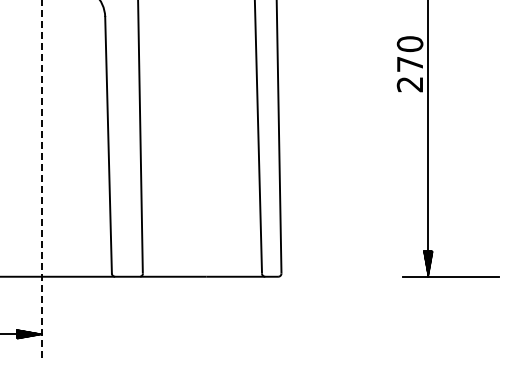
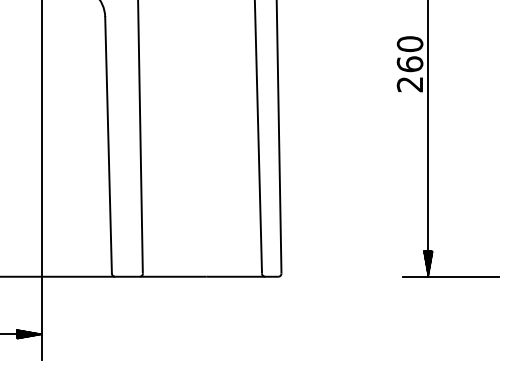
text: 270 -> 260 (409, 64)
line: dashed -> solid (42, 180)
